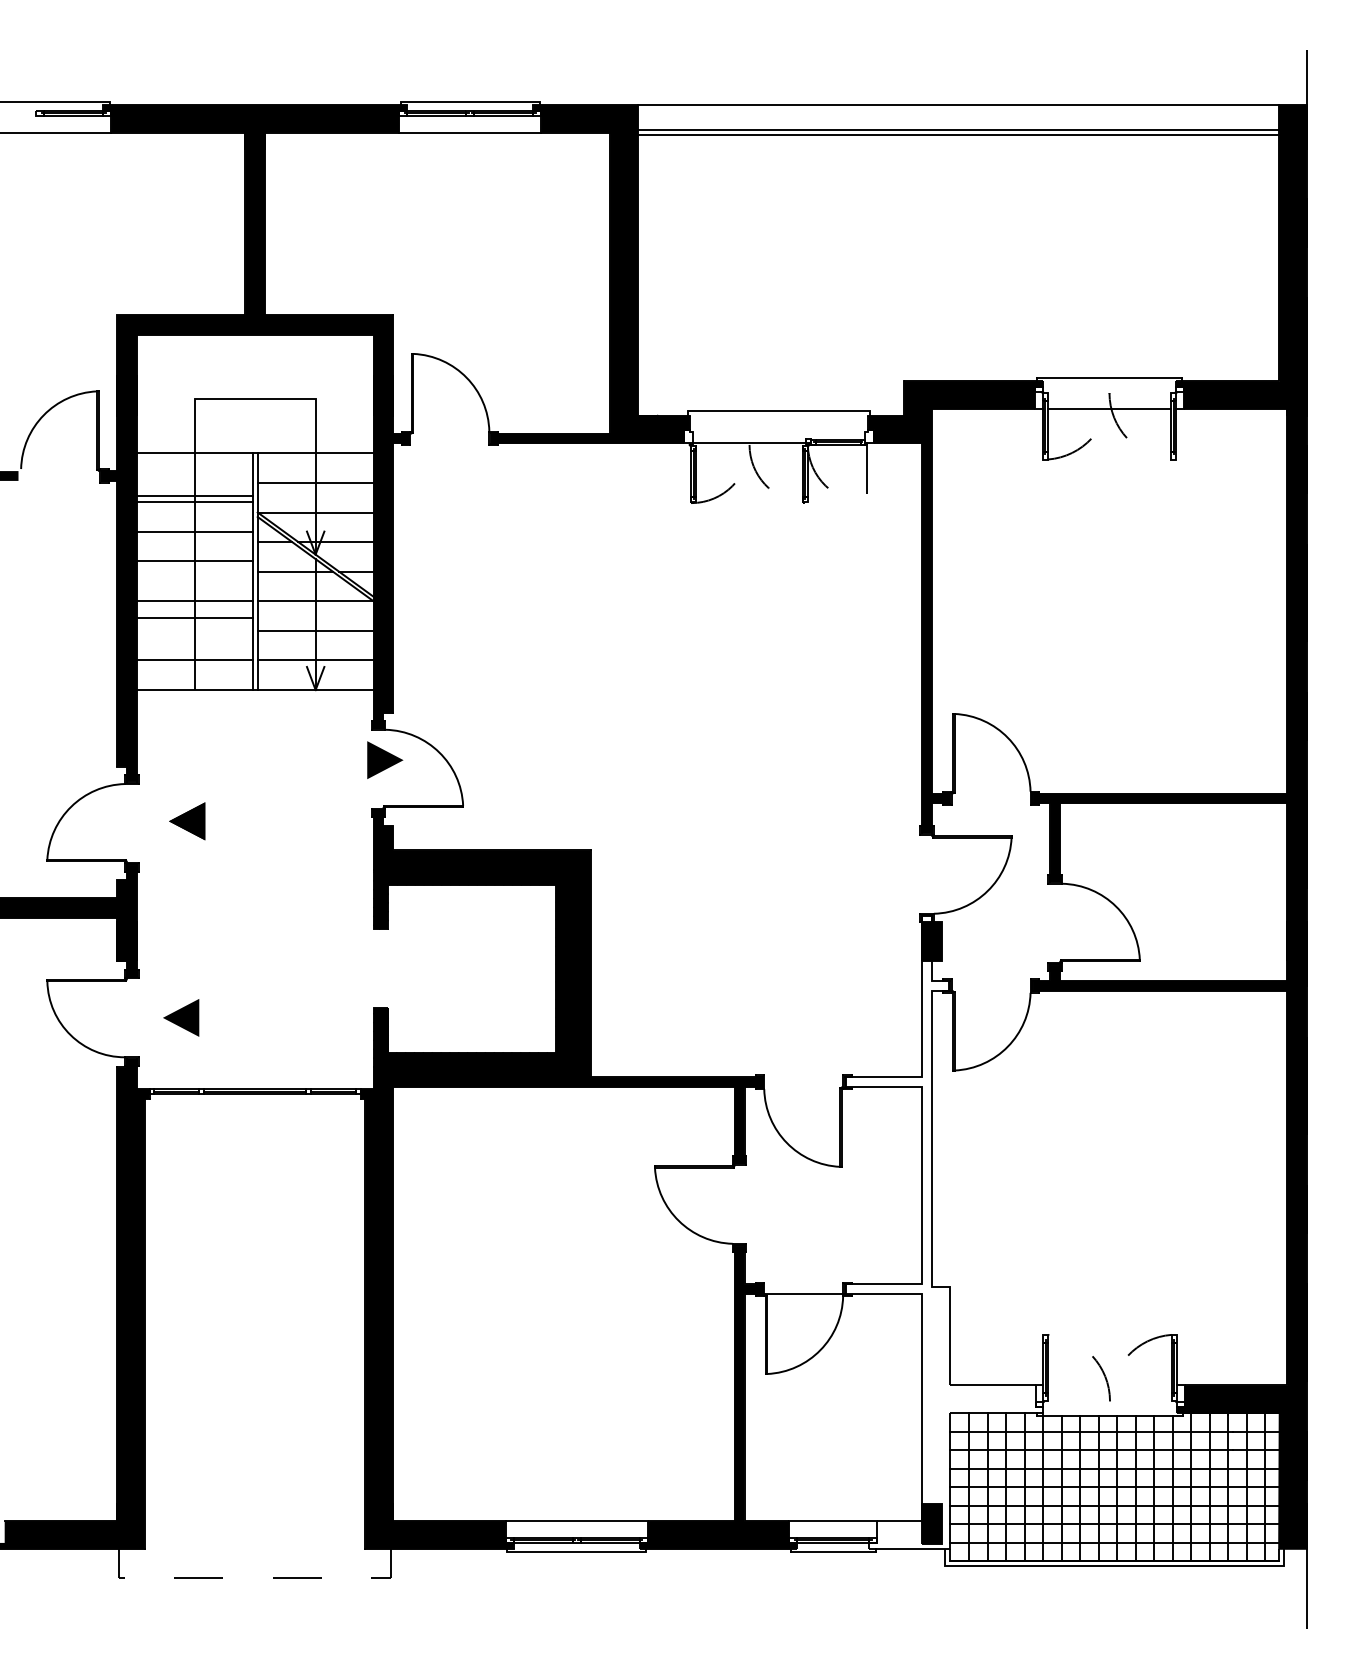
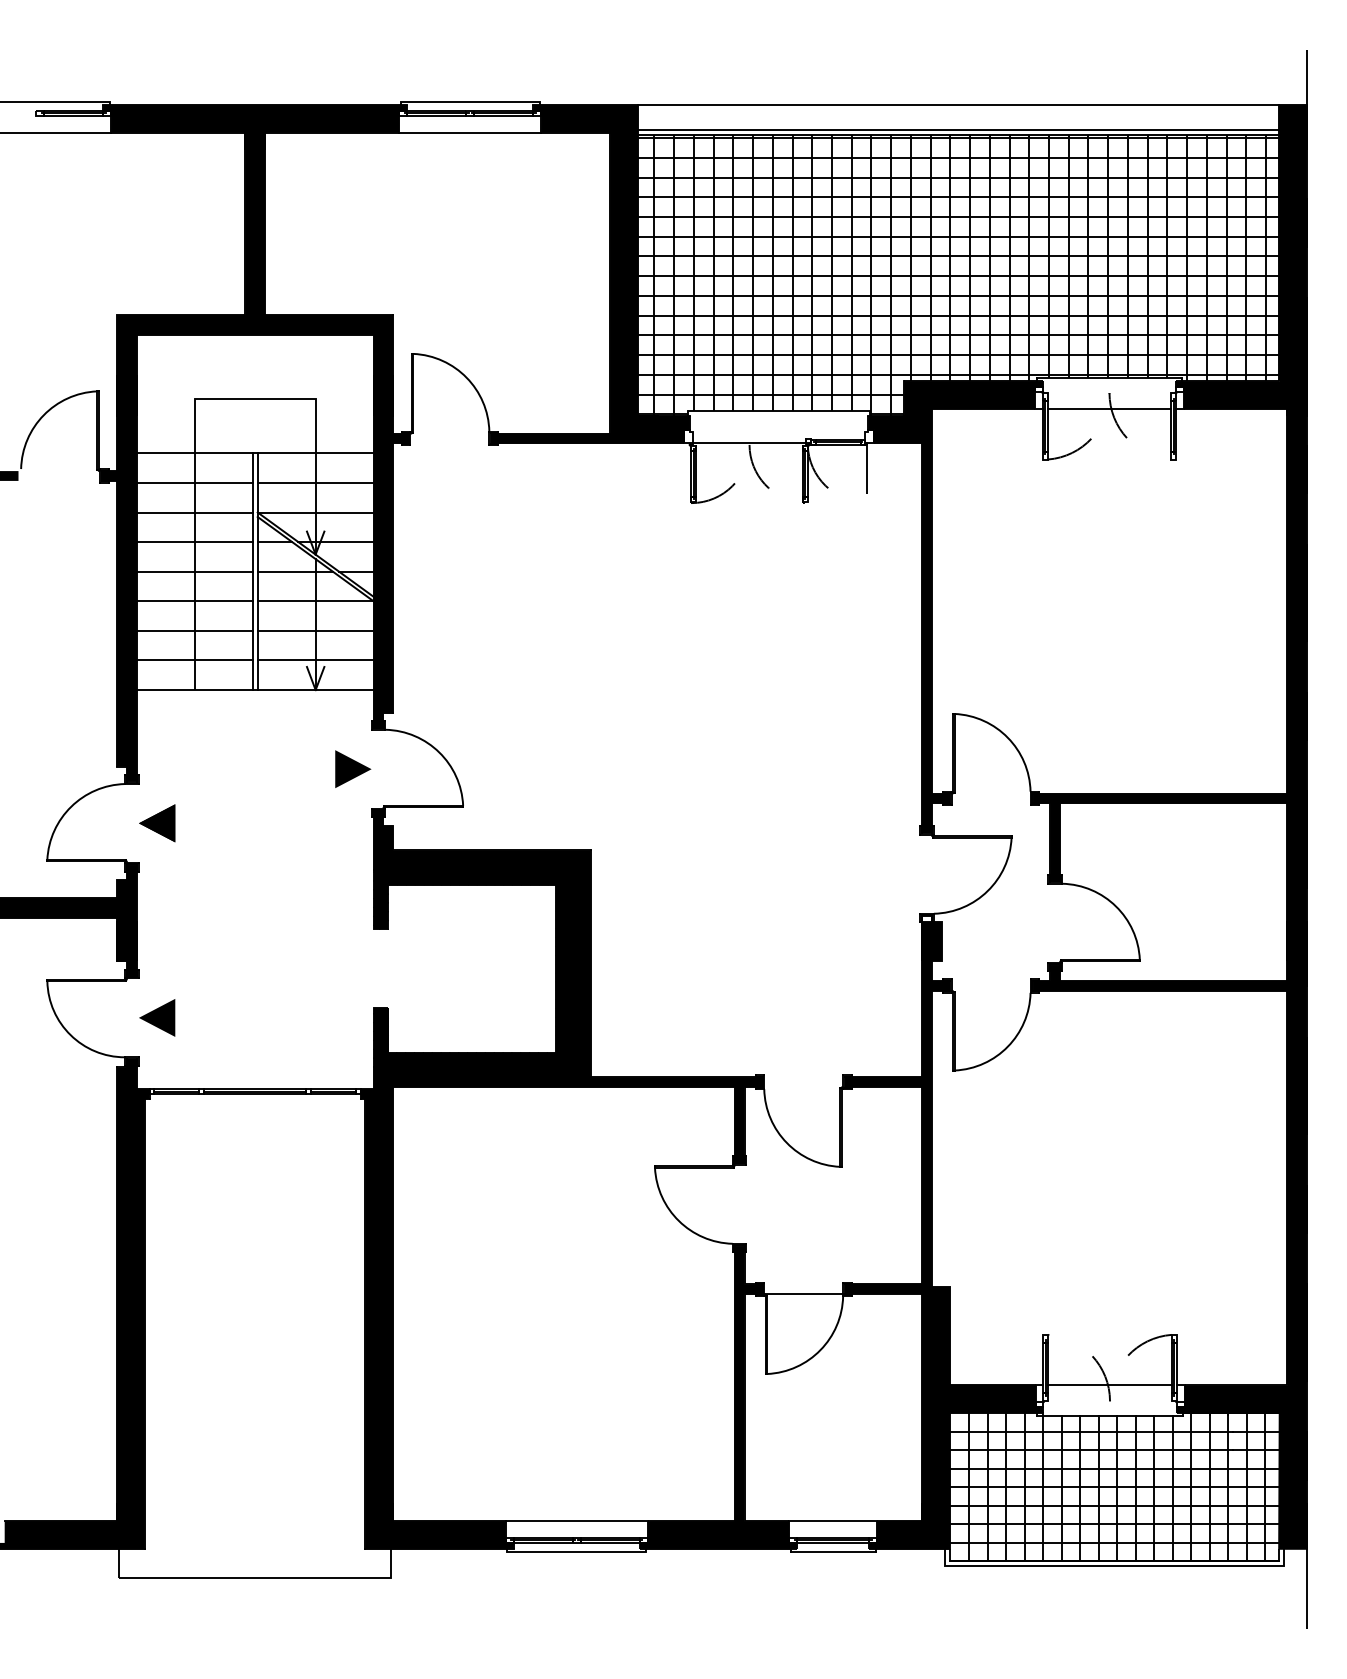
hatch: none -> present (958, 274)
line position: (194, 495) -> (194, 482) (194, 482)
line position: (194, 501) -> (194, 512) (194, 512)
line position: (194, 532) -> (194, 542) (194, 542)
line position: (194, 560) -> (194, 571) (194, 571)
line position: (194, 617) -> (194, 630) (194, 630)
line position: (385, 759) -> (353, 768) (353, 768)
part position: (187, 821) -> (157, 823) (157, 823)
line position: (181, 1017) -> (157, 1017) (157, 1017)
fill: none -> present (944, 1254)
line: none -> present (1109, 1385)
line: dashed -> solid (270, 1578)
